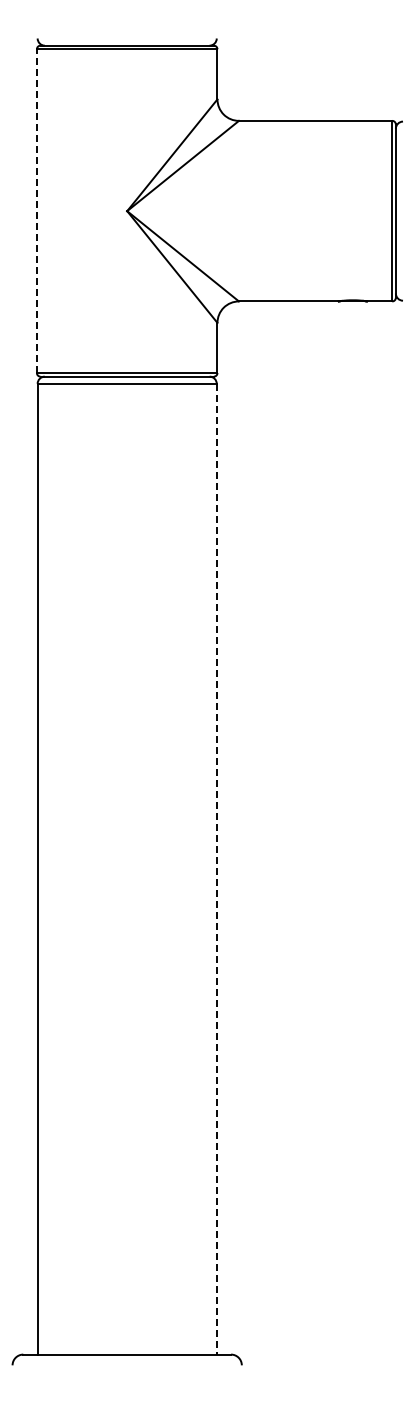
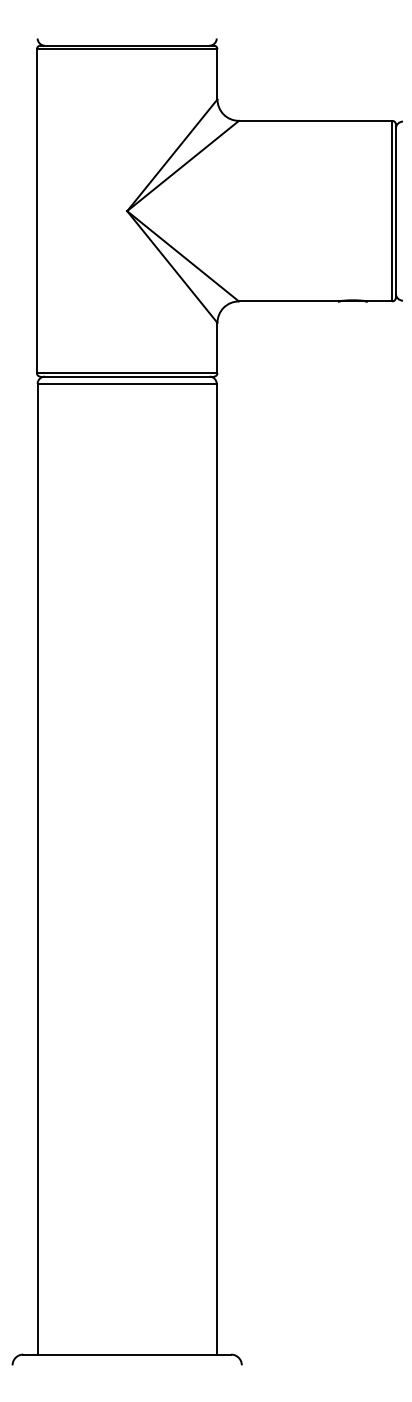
line: dashed -> solid (36, 211)
line: dashed -> solid (216, 869)
